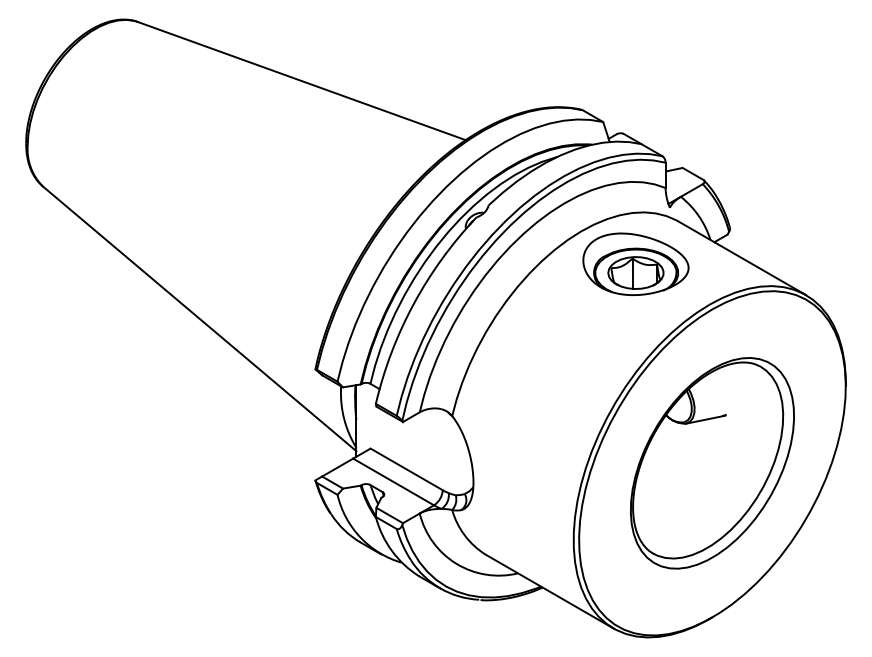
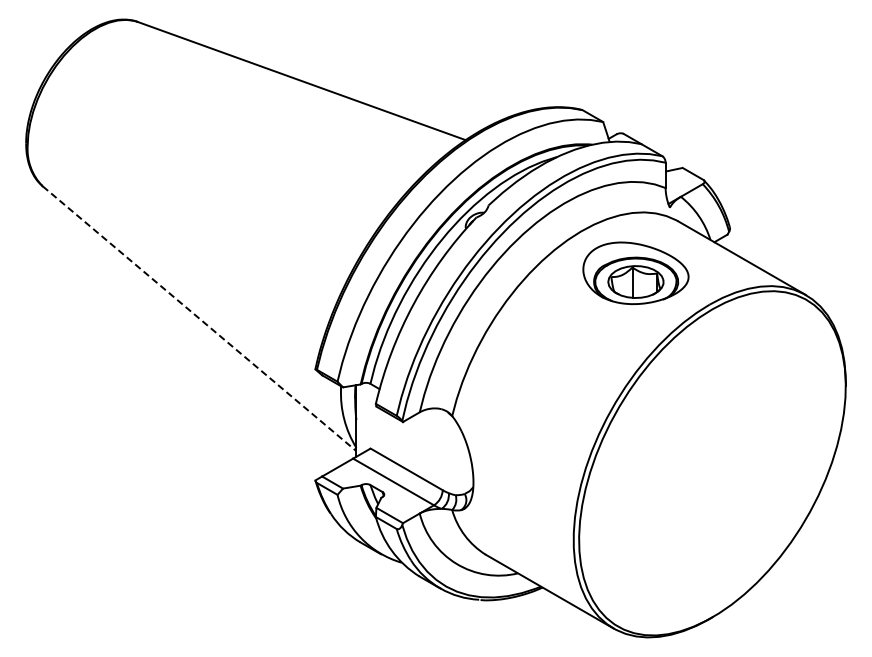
part position: (635, 264) -> (635, 273) (635, 273)
line: solid -> dashed (199, 319)
part: present -> none (712, 463)
